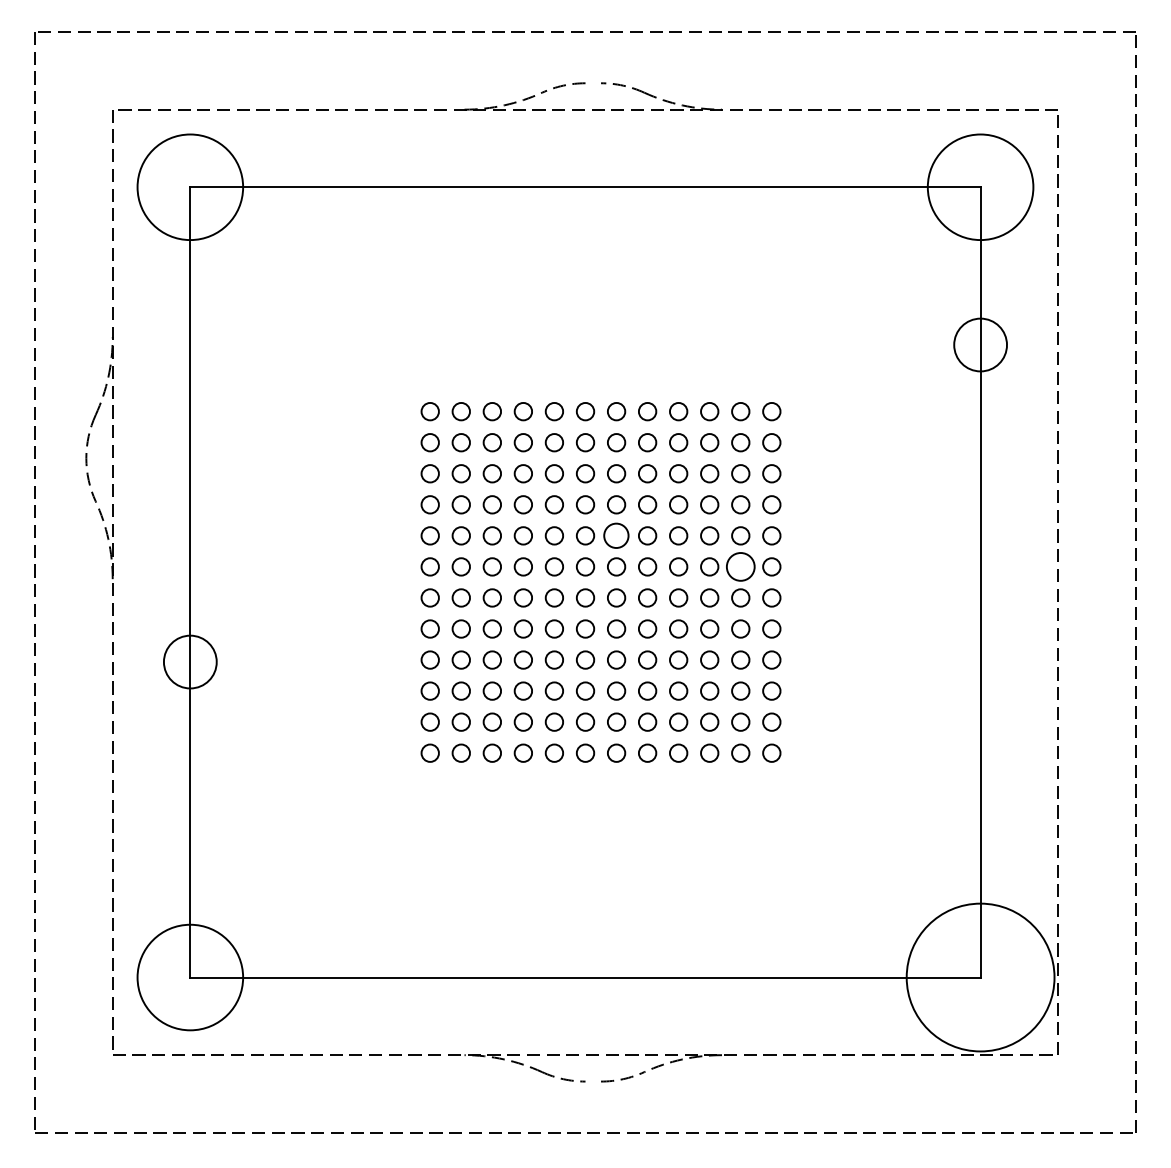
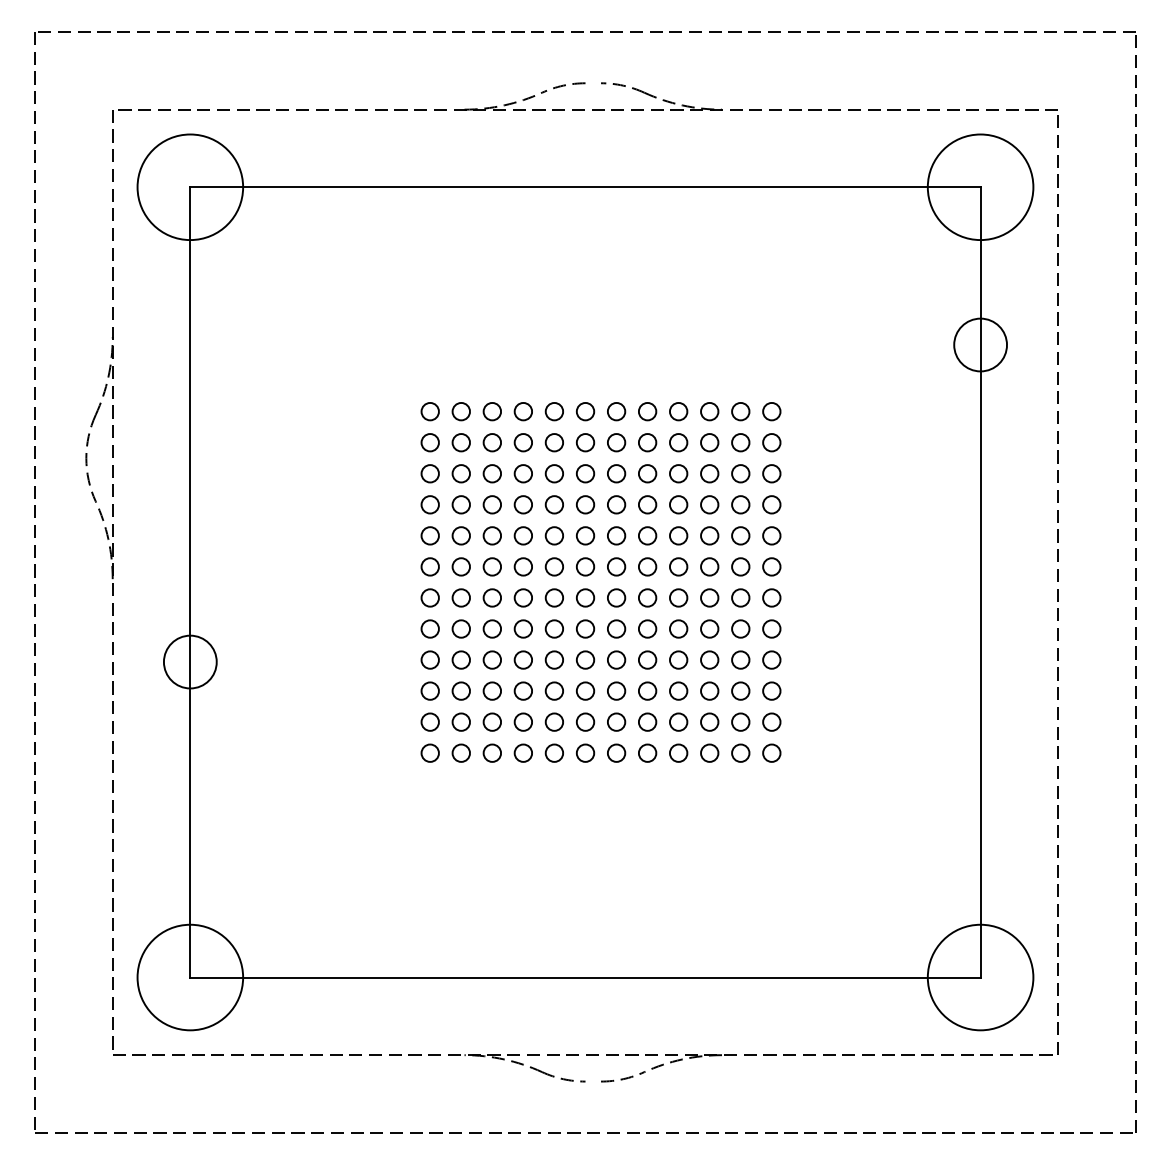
circle size: 27x27 px -> 20x20 px (616, 535)
circle diameter: 28 px -> 17 px (740, 566)
circle diameter: 148 px -> 106 px (980, 977)
